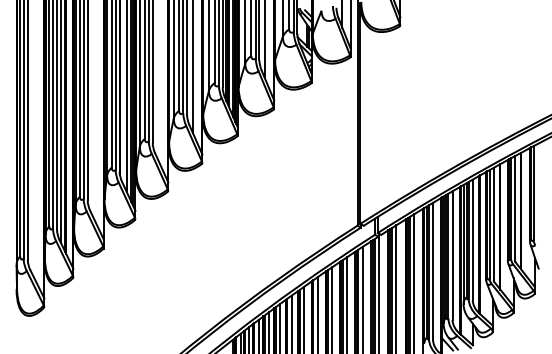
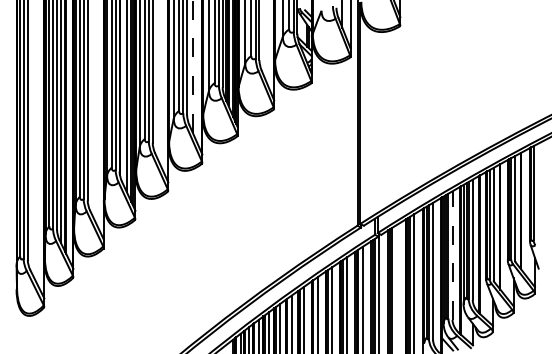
line: present -> none (264, 39)
line: solid -> dashed (192, 66)
line: solid -> dashed (452, 255)
line: present -> none (396, 287)
